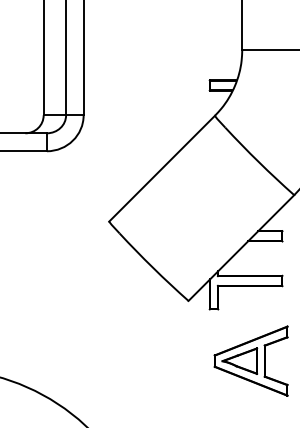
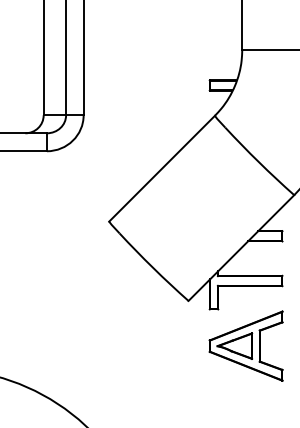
part position: (250, 360) -> (245, 345) (245, 345)
